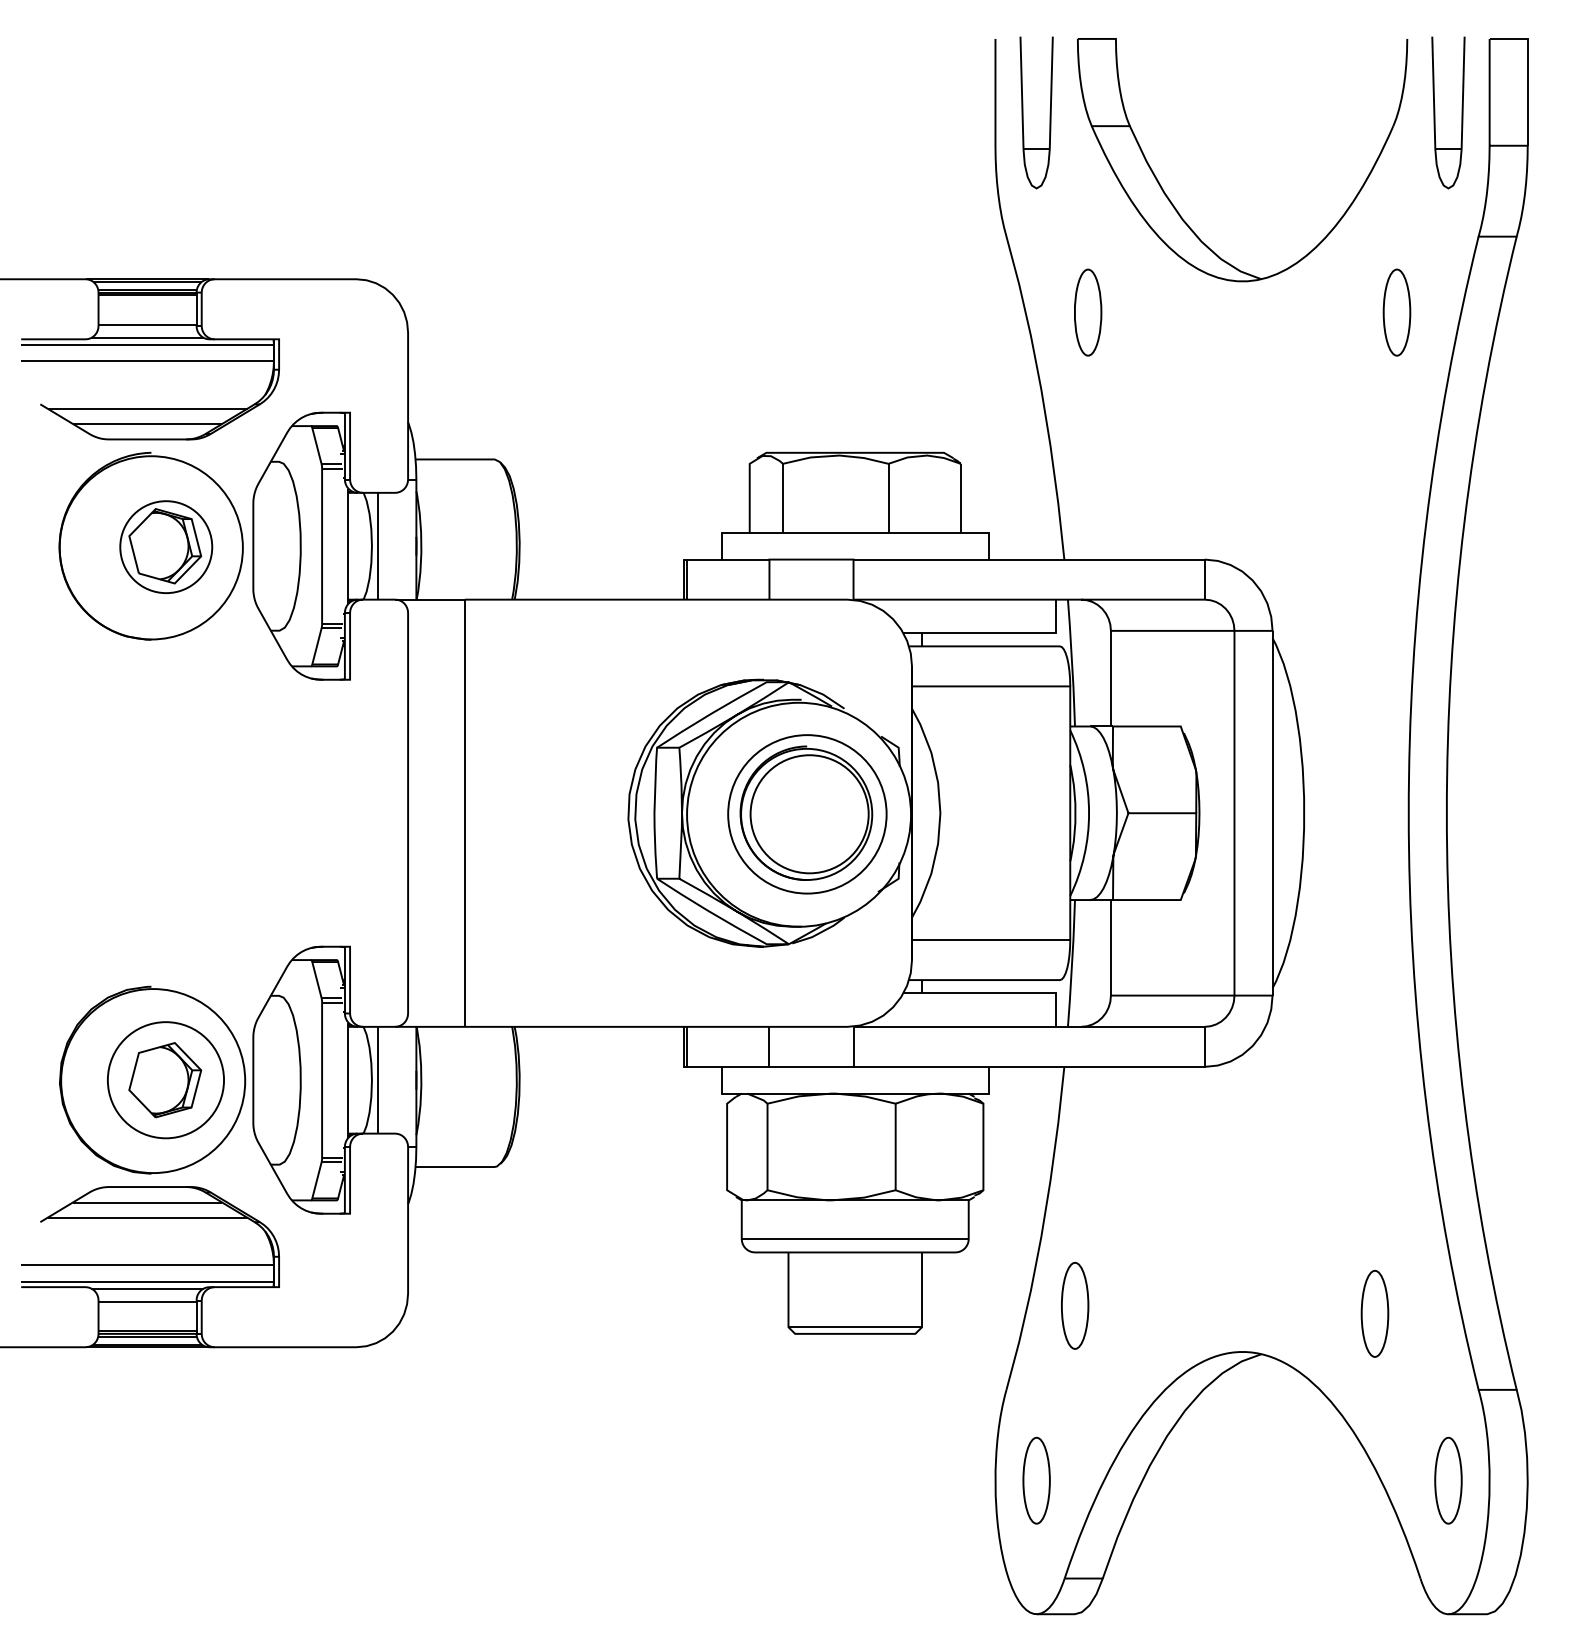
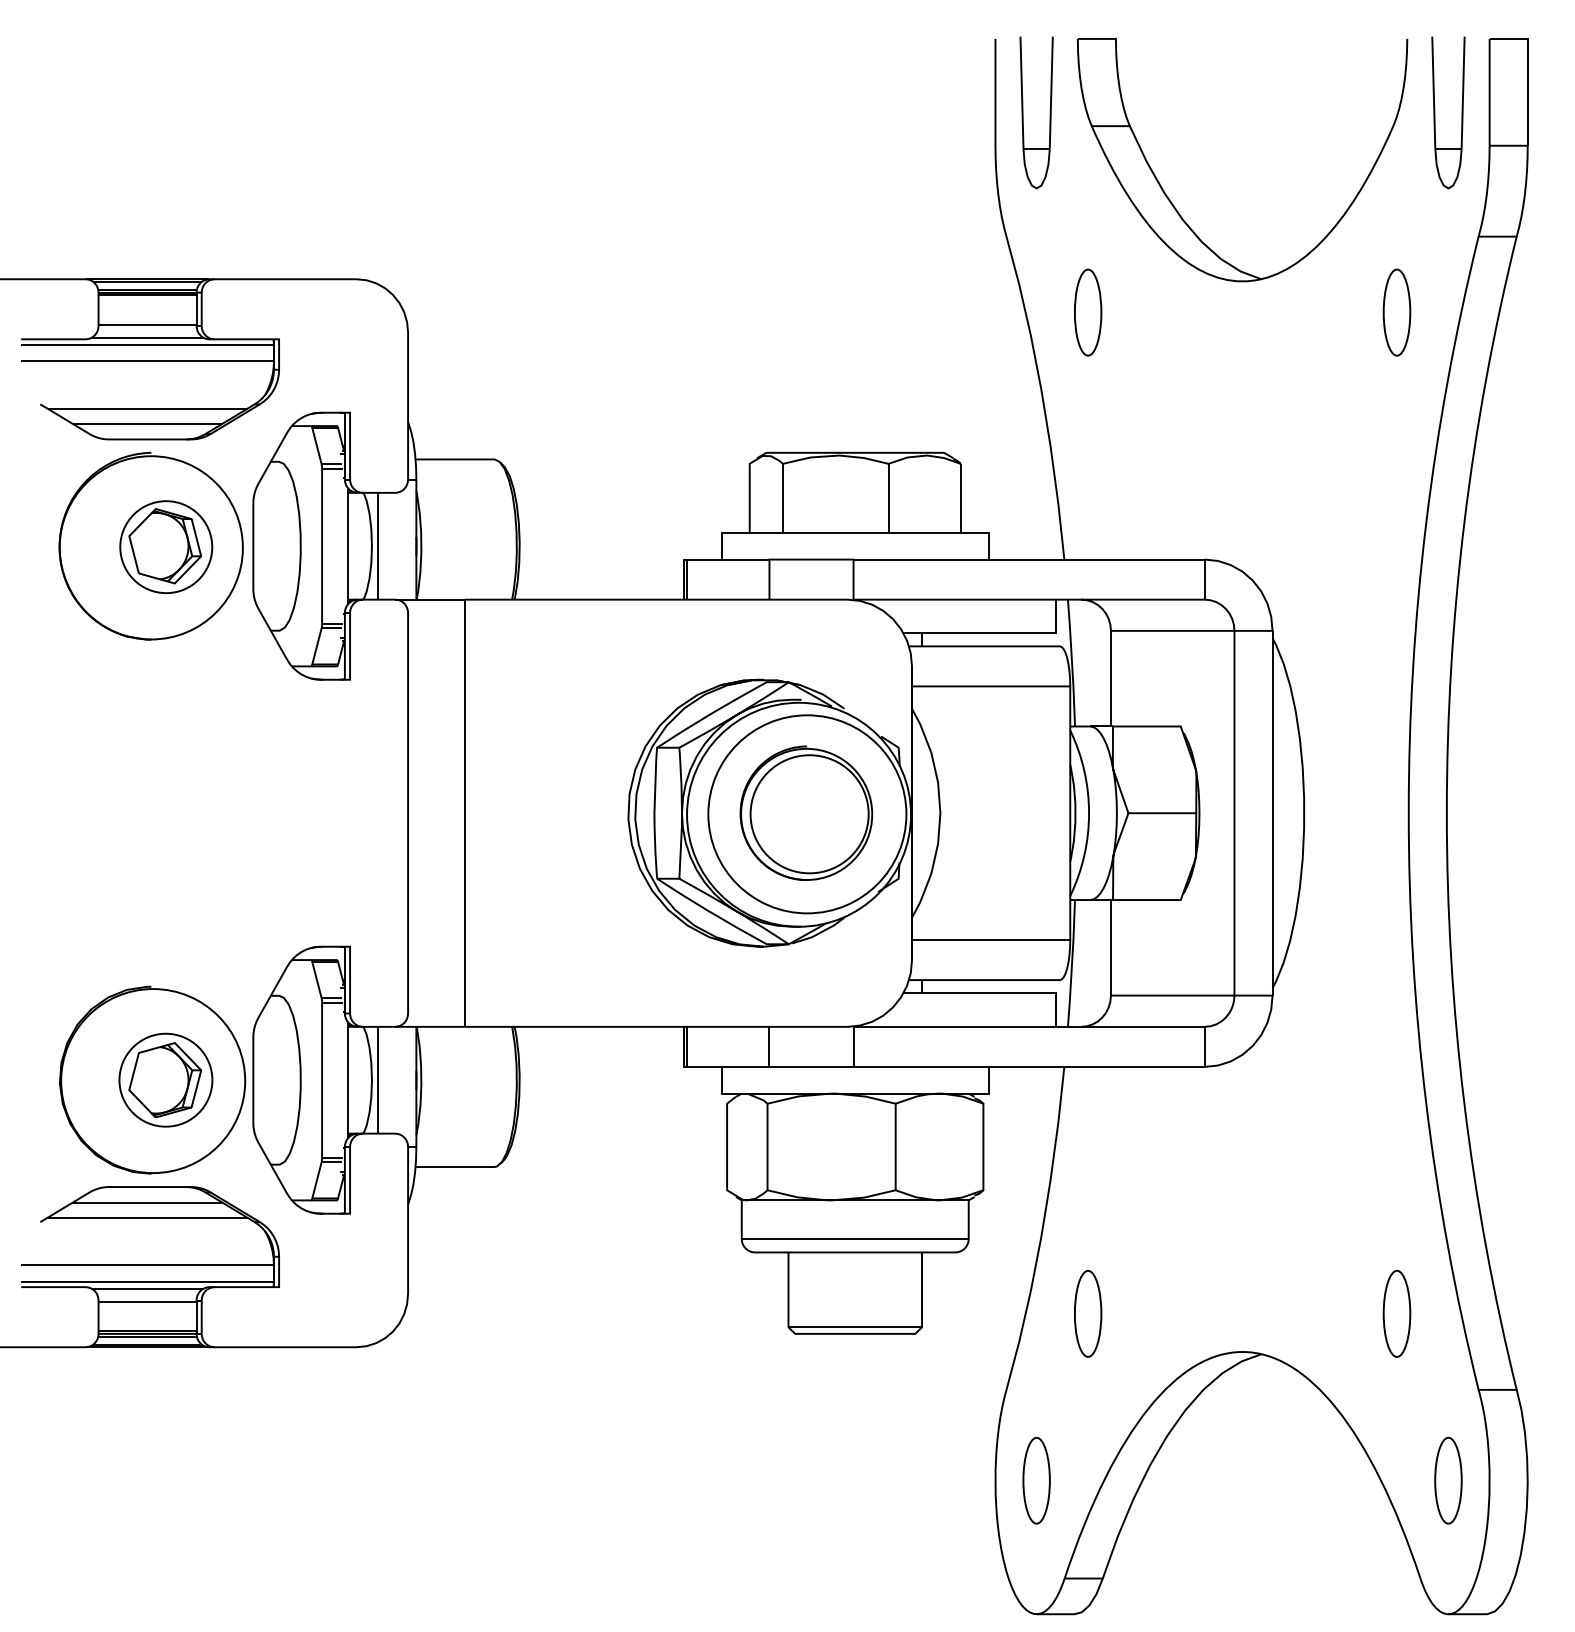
circle diameter: 158 px -> 198 px (807, 814)
circle diameter: 116 px -> 93 px (165, 1079)
part position: (1075, 1305) -> (1088, 1313) (1088, 1313)
part position: (1374, 1313) -> (1396, 1313) (1396, 1313)
